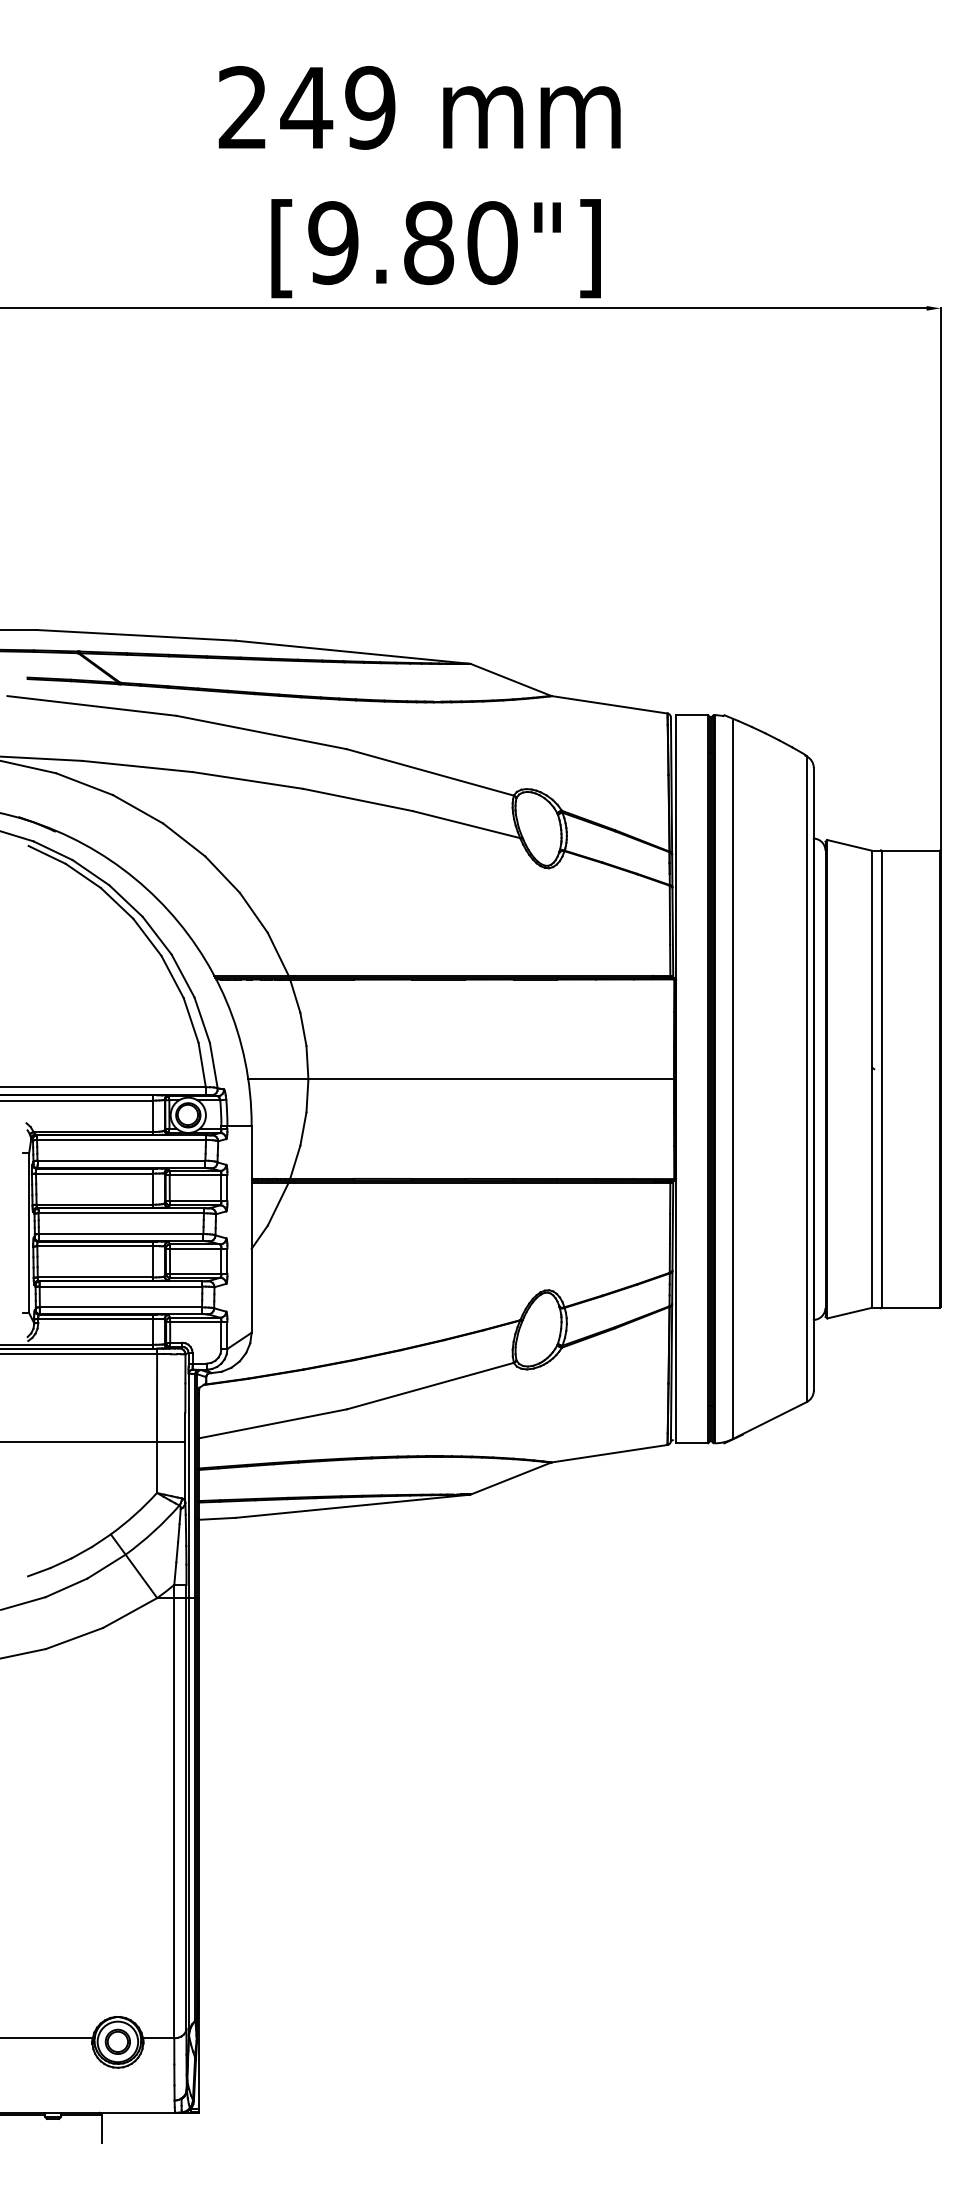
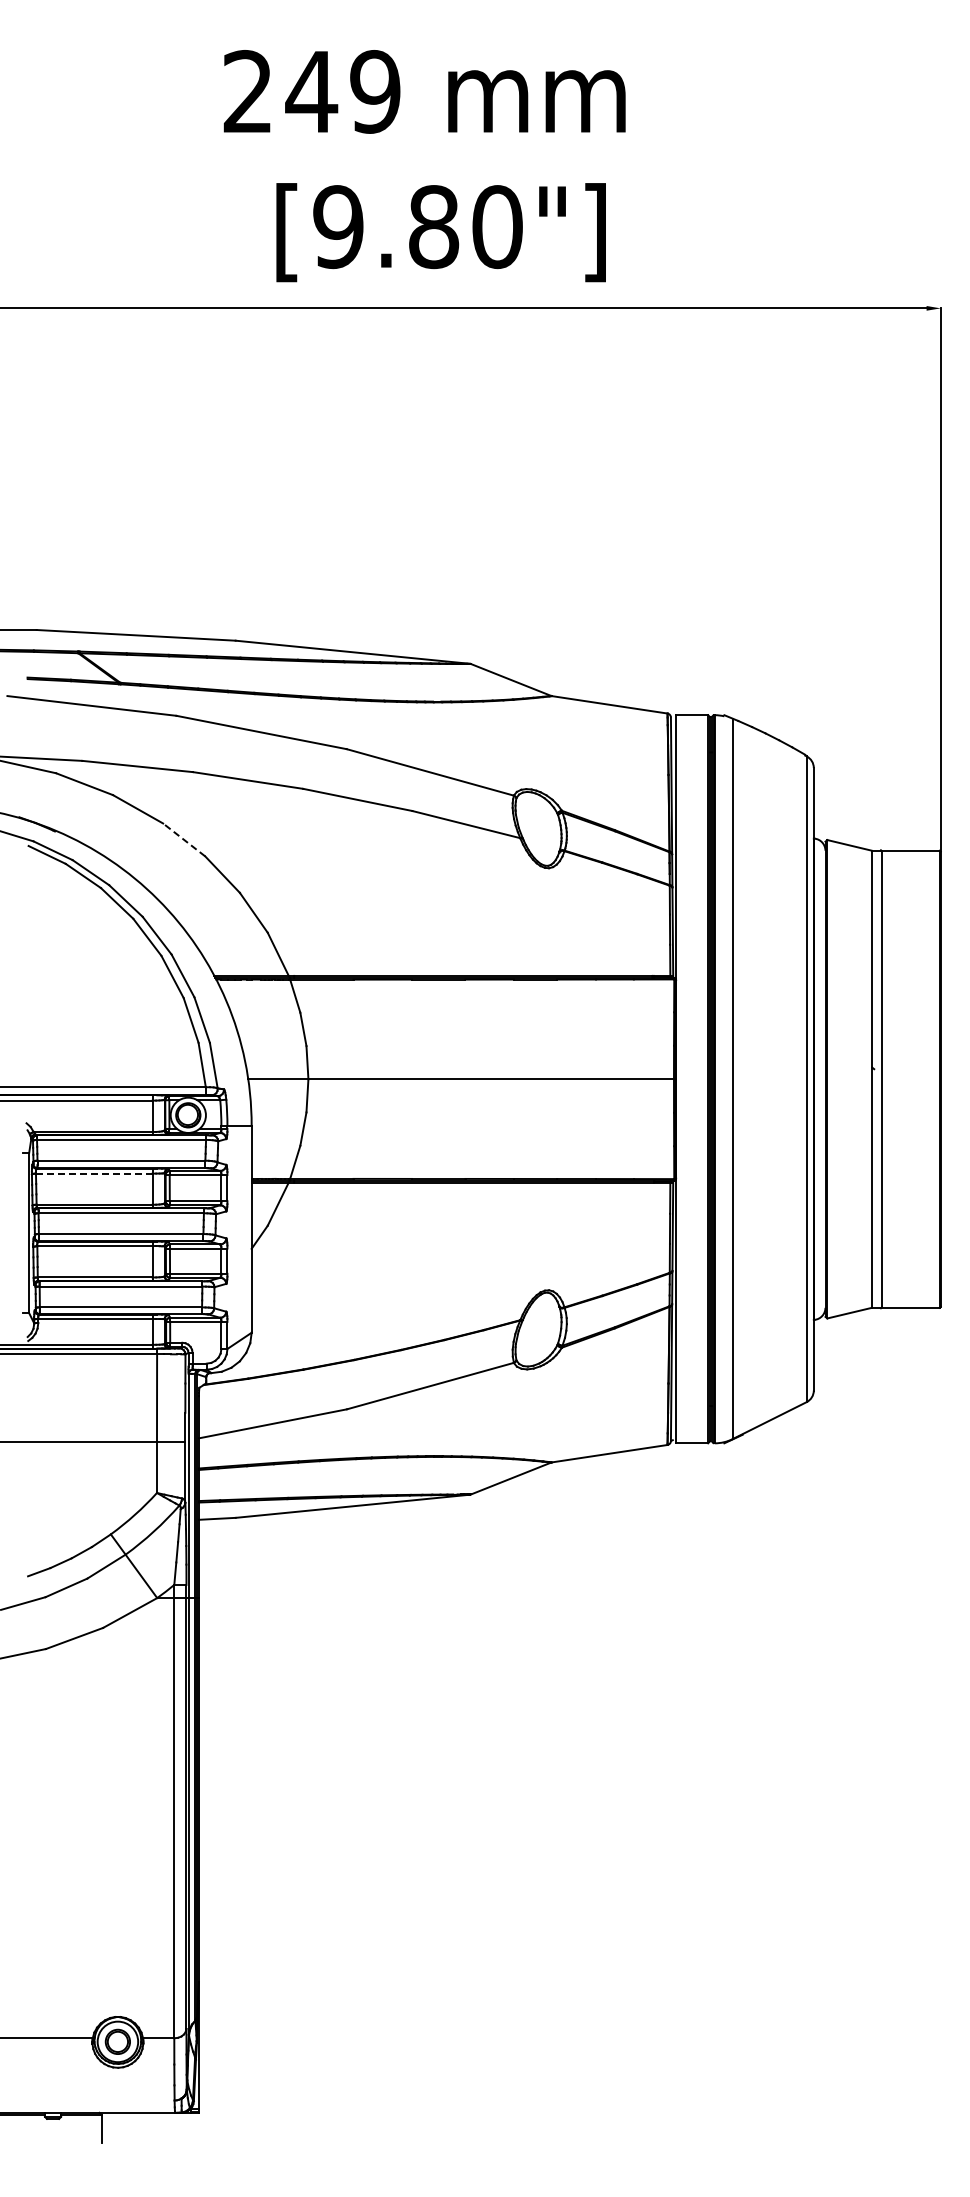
text position: (419, 182) -> (424, 166) (424, 166)
line: solid -> dashed (184, 839)
line: solid -> dashed (93, 1173)
